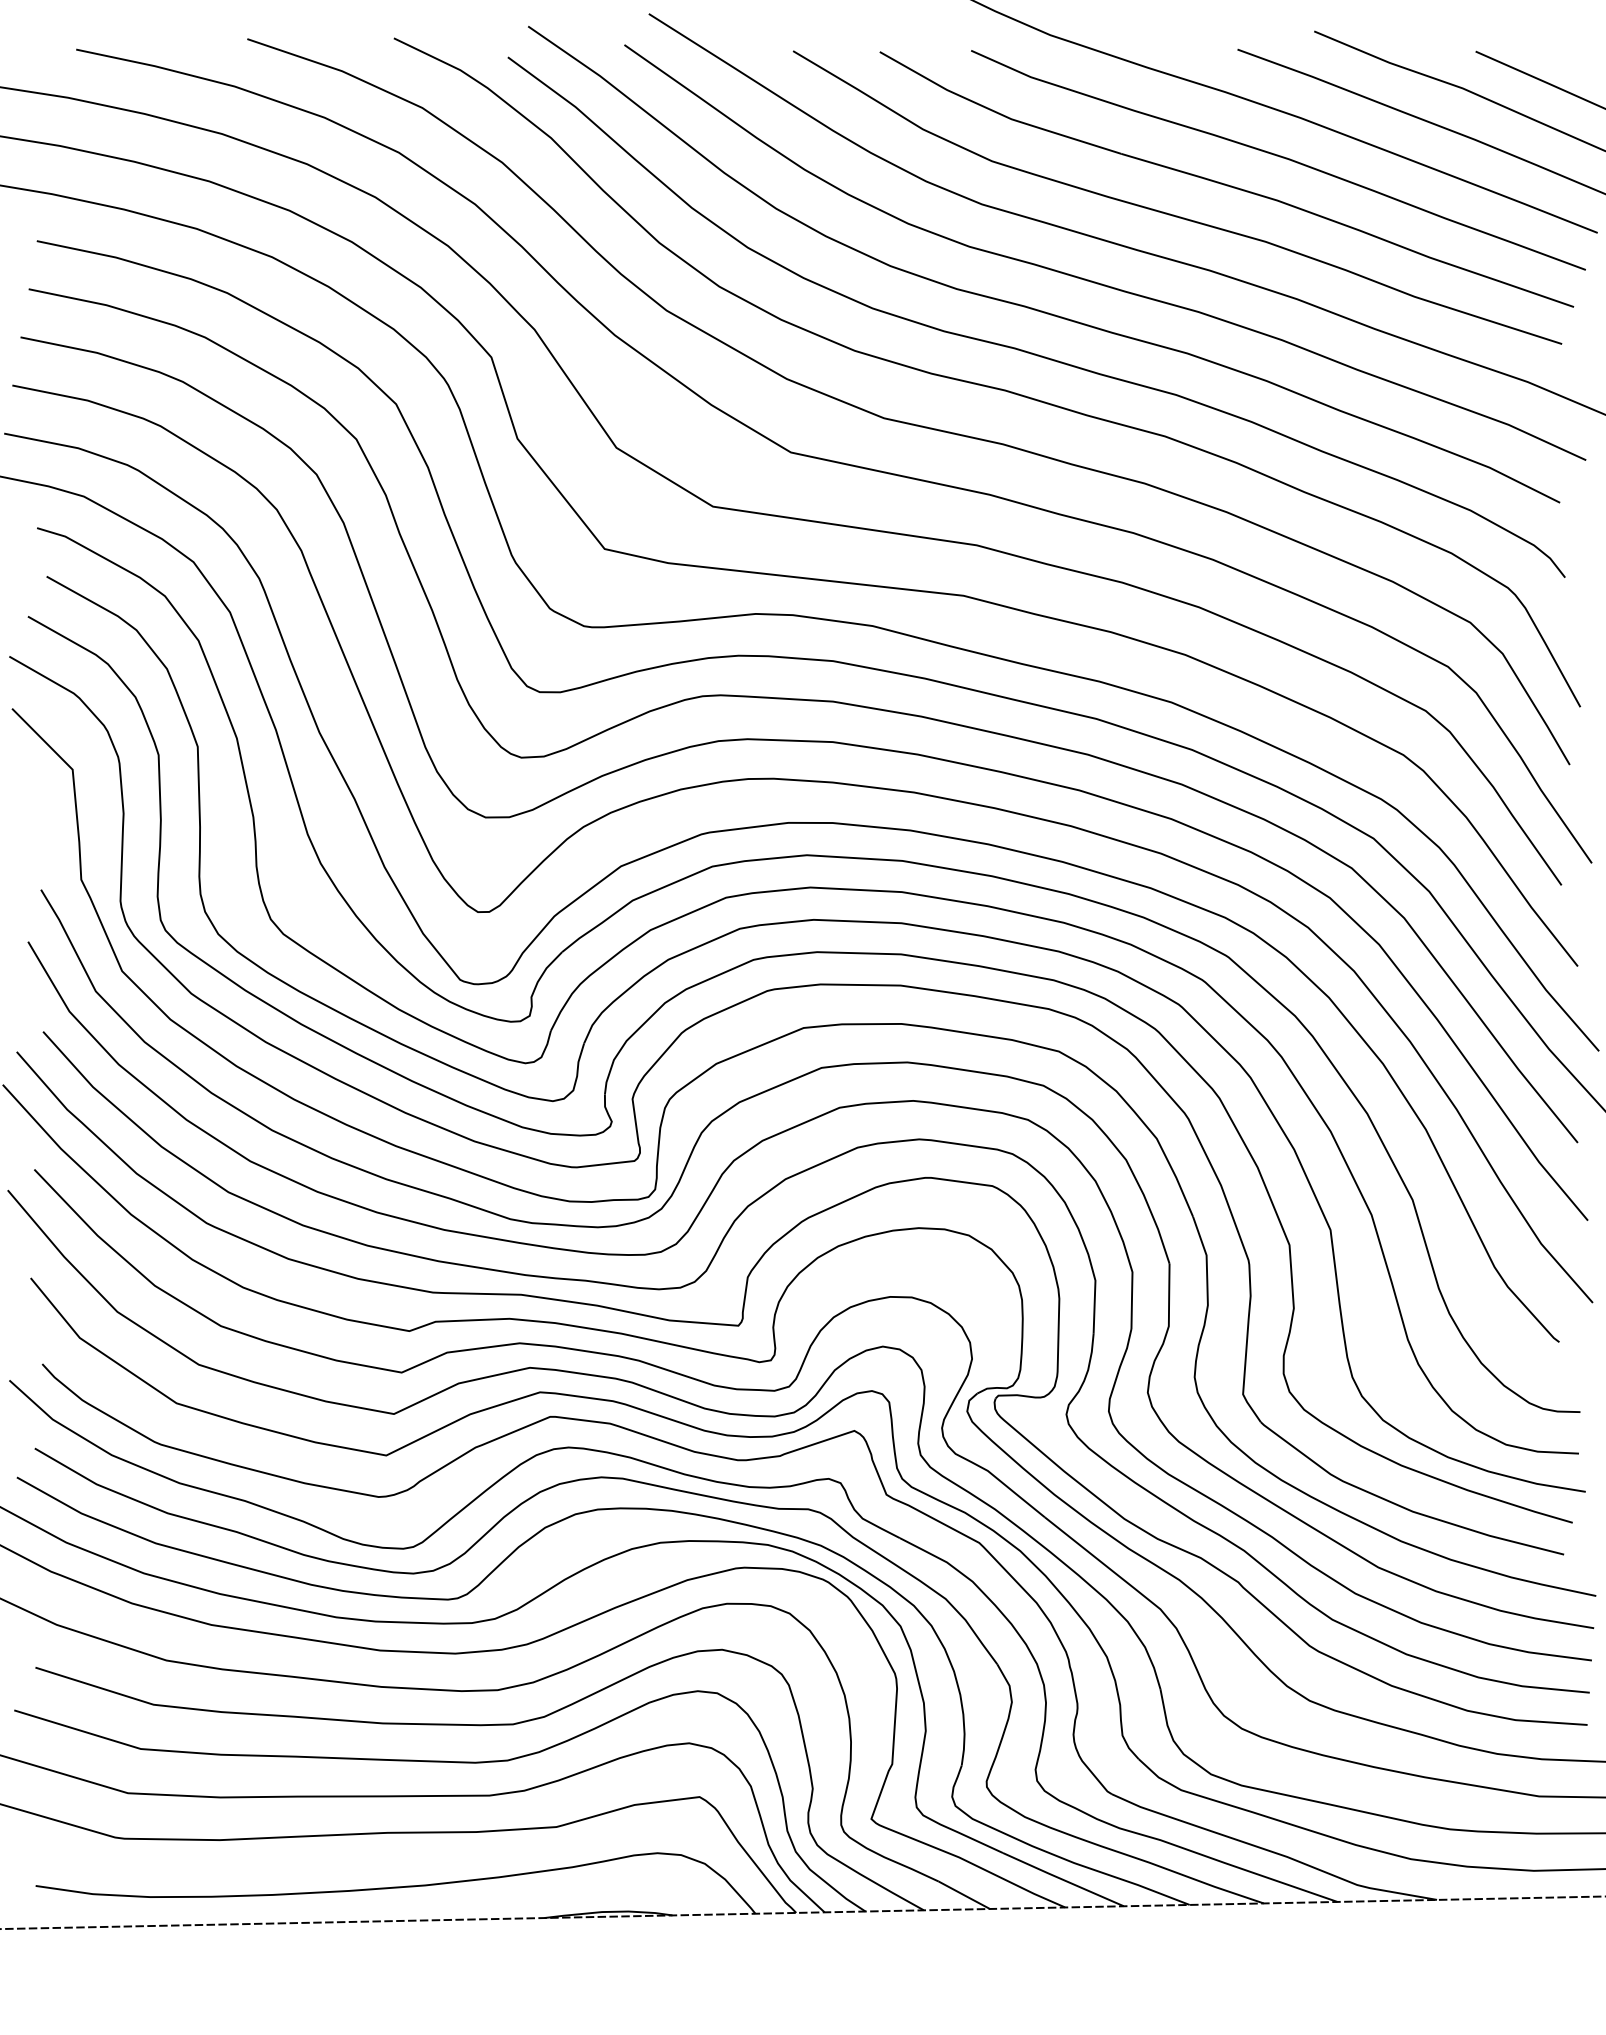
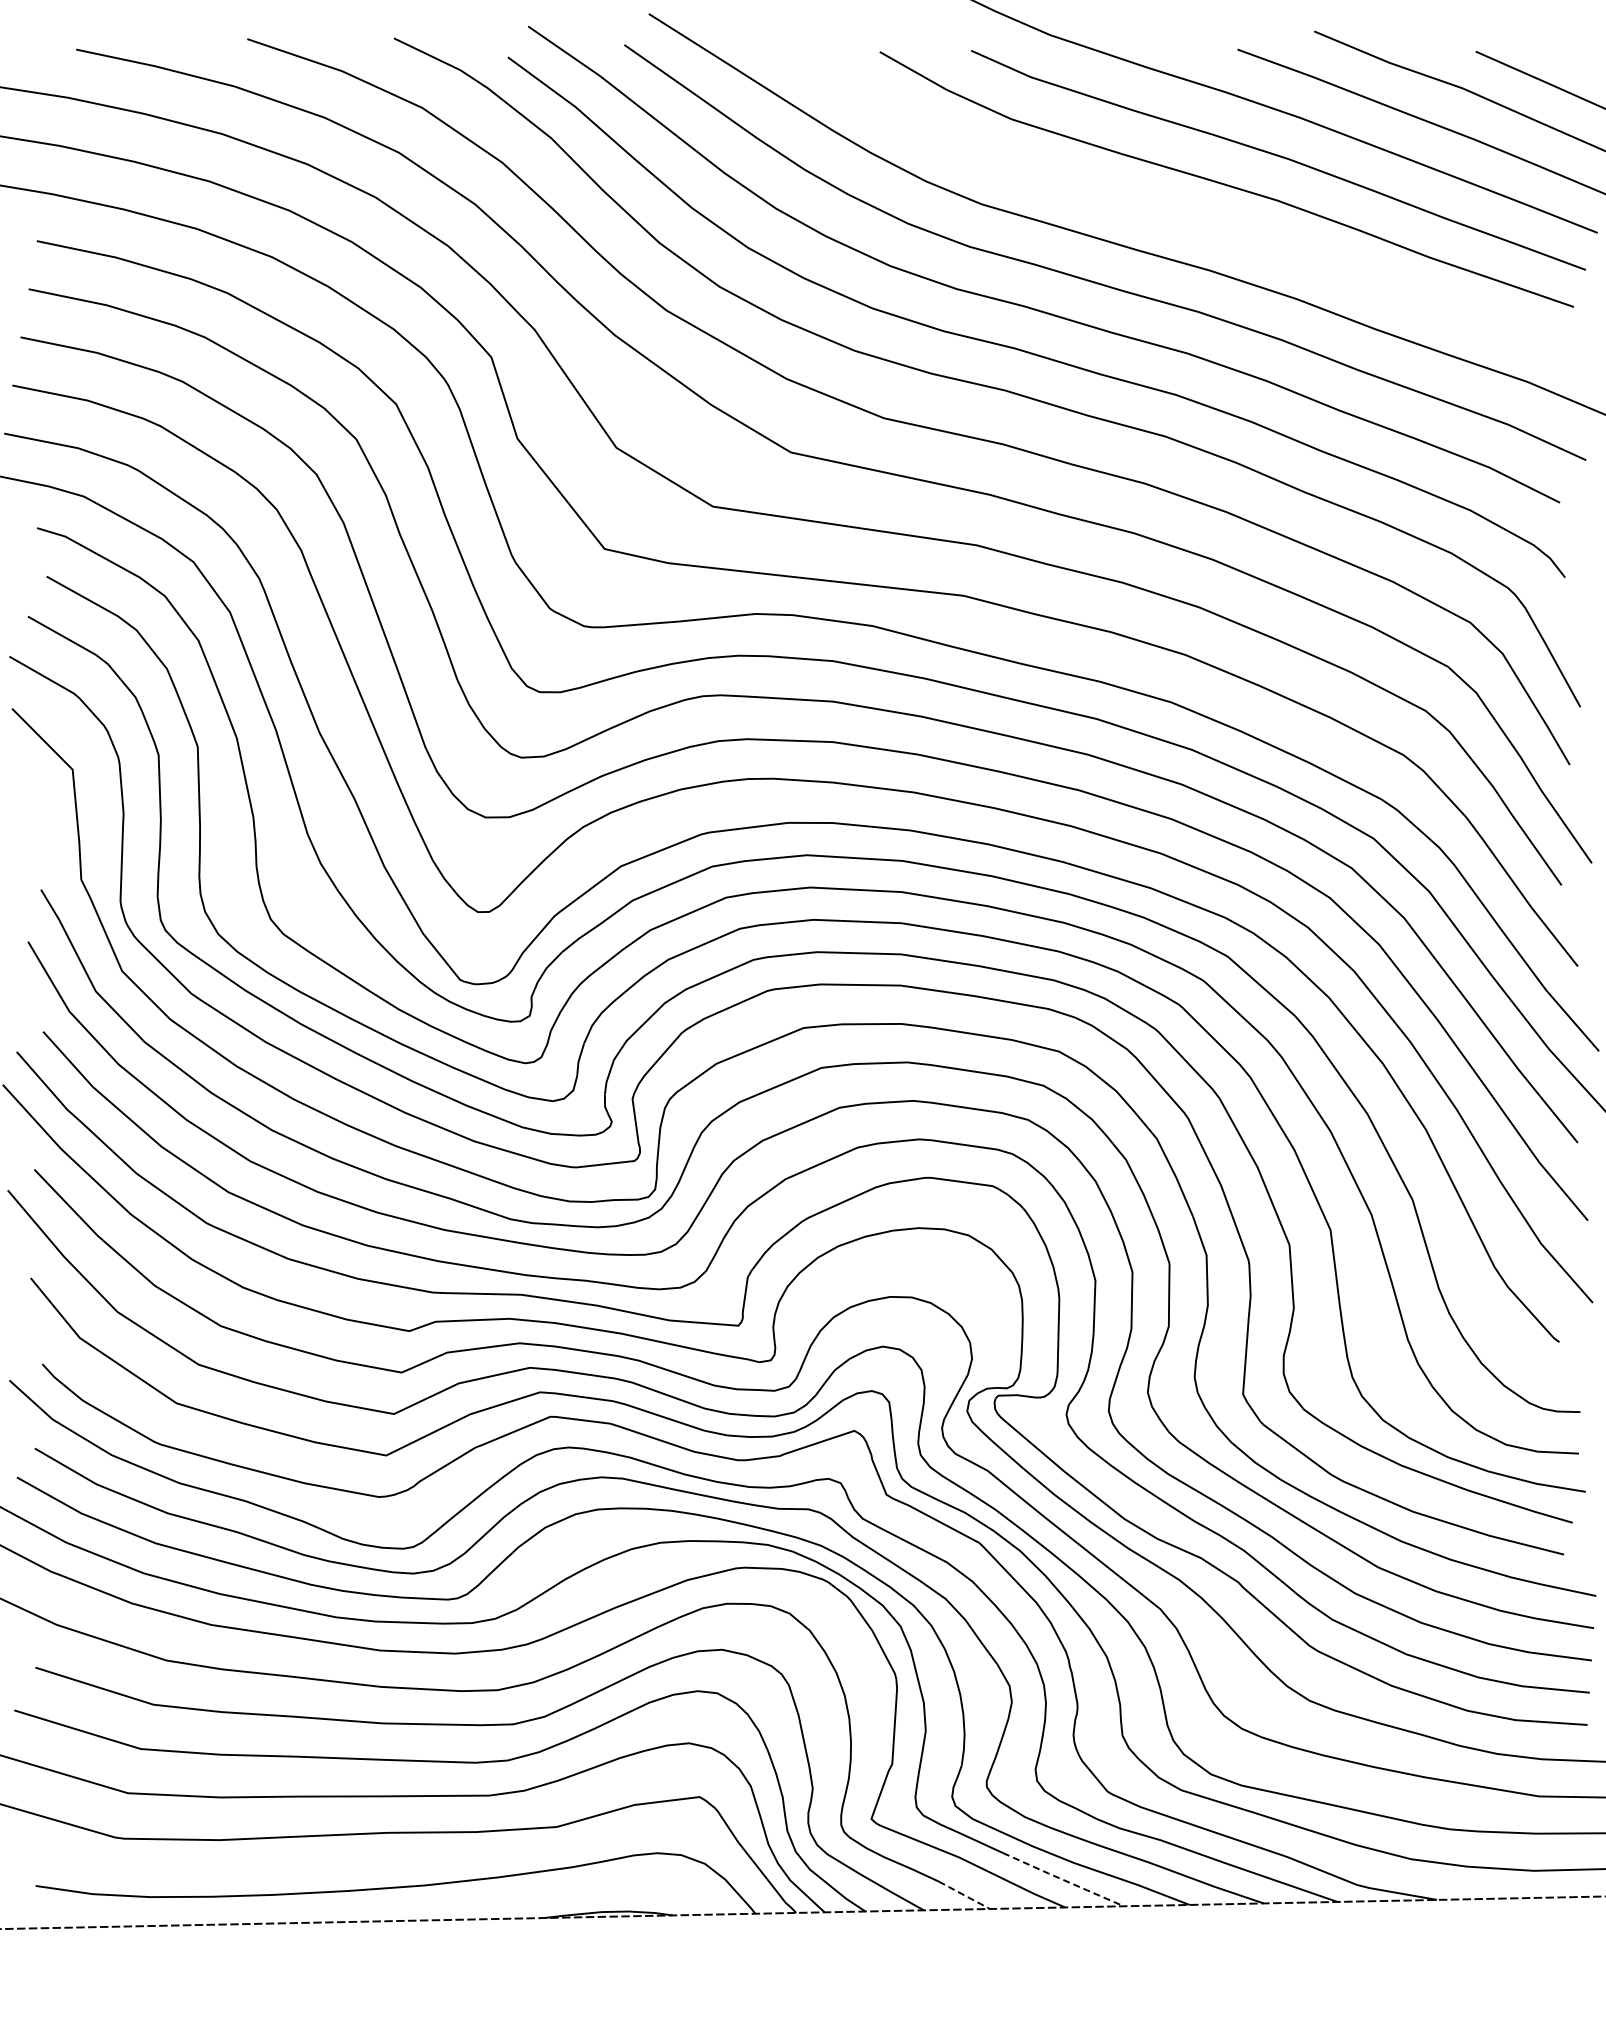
curve: present -> none (1170, 213)
line: solid -> dashed (1063, 1880)
line: solid -> dashed (965, 1895)
